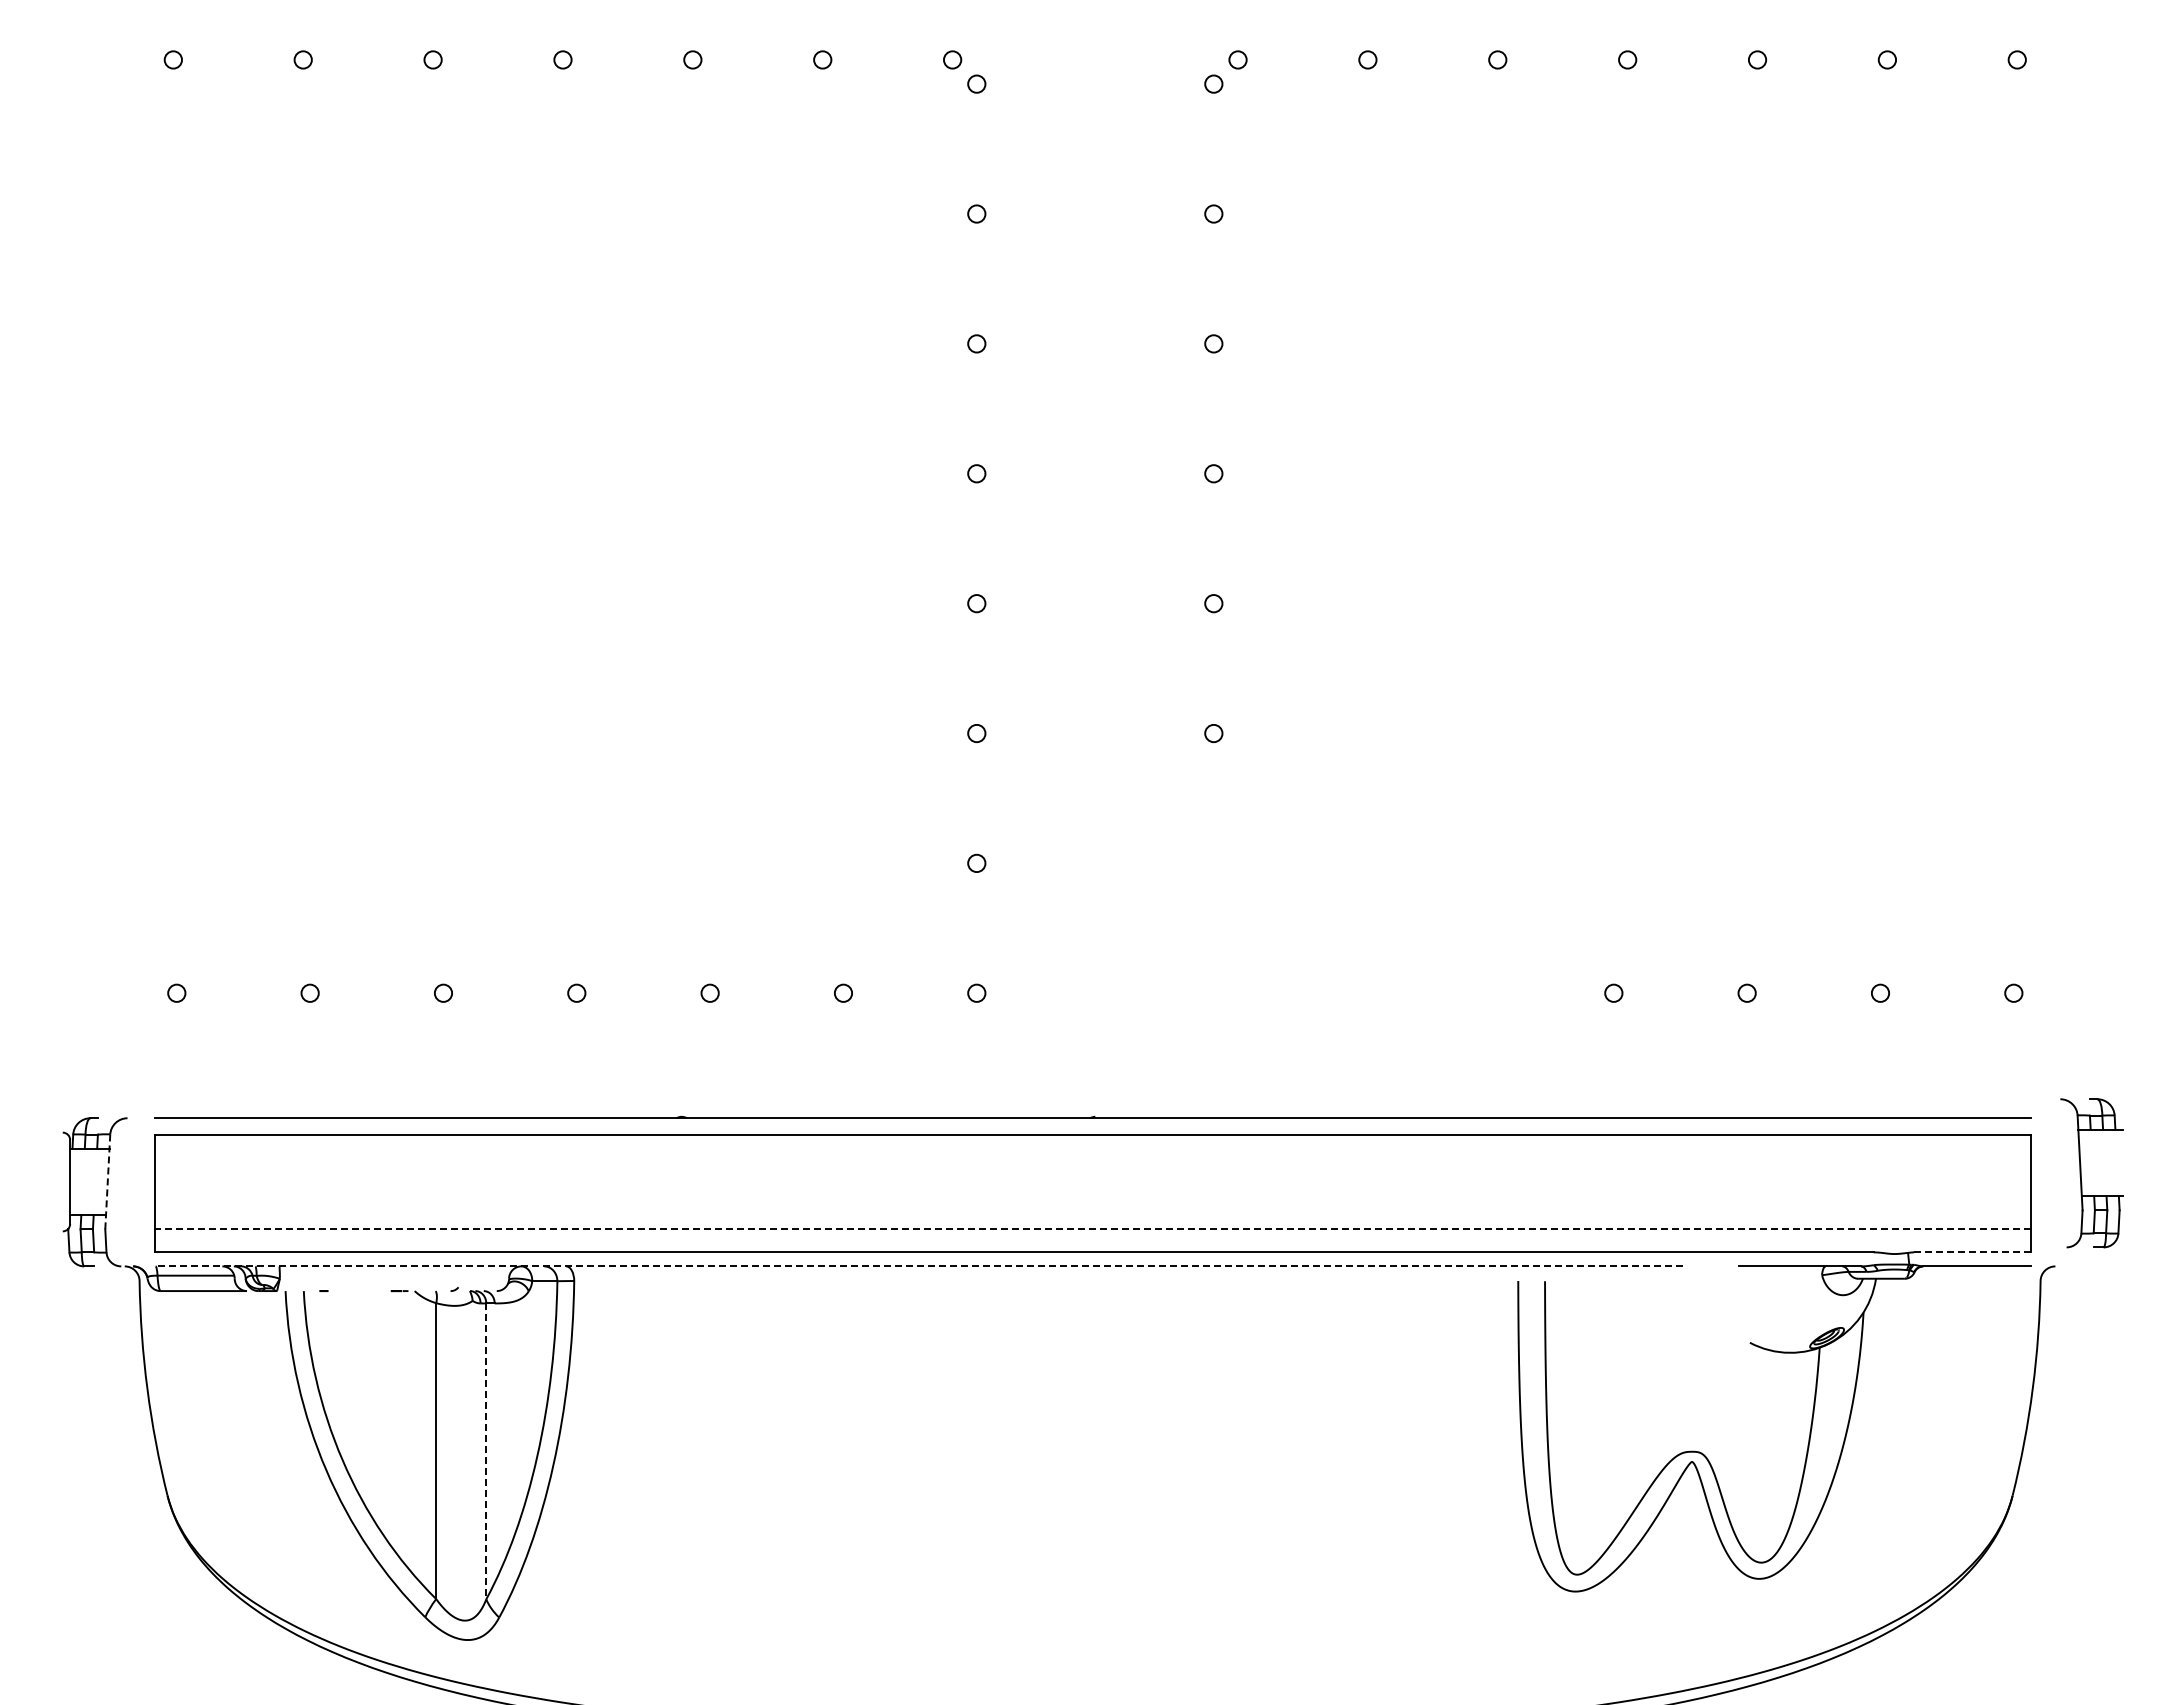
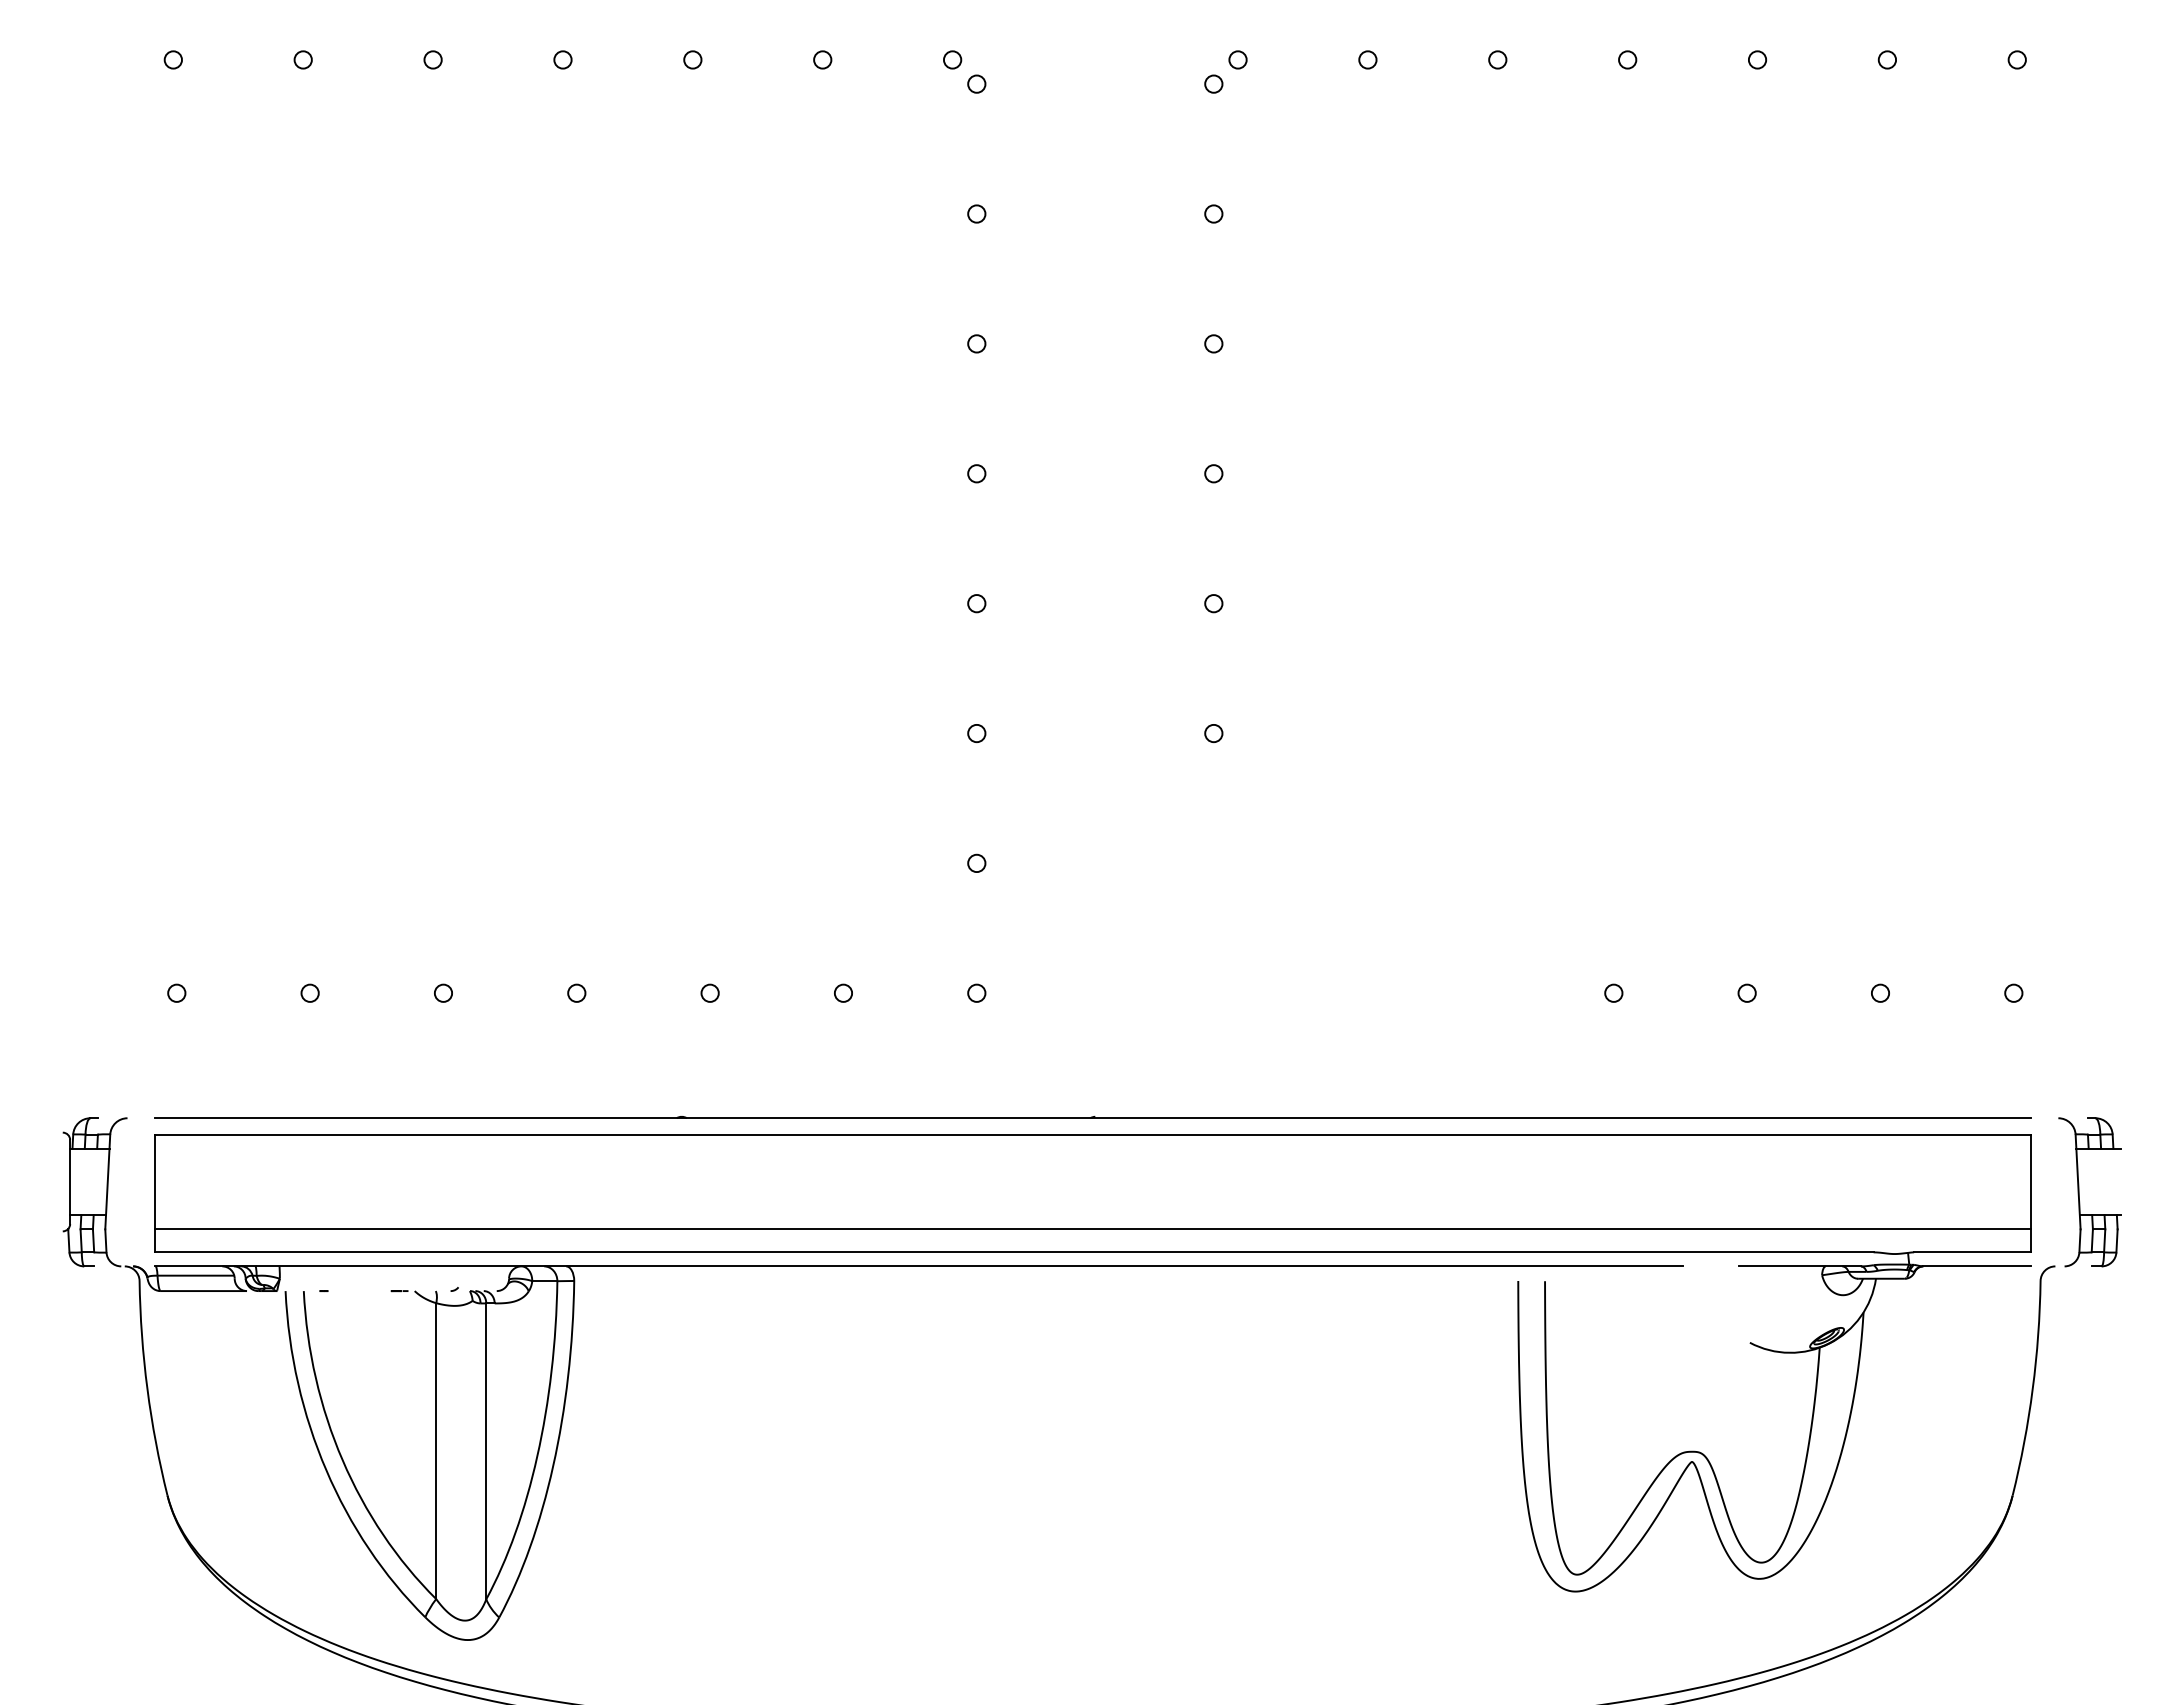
part position: (2081, 1173) -> (2079, 1192) (2079, 1192)
line: dashed -> solid (107, 1181)
line: dashed -> solid (1092, 1229)
line: dashed -> solid (1972, 1252)
line: dashed -> solid (918, 1266)
line: dashed -> solid (486, 1451)
